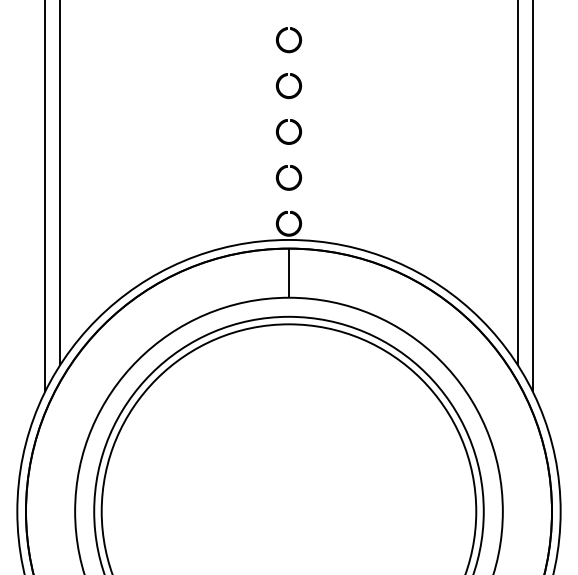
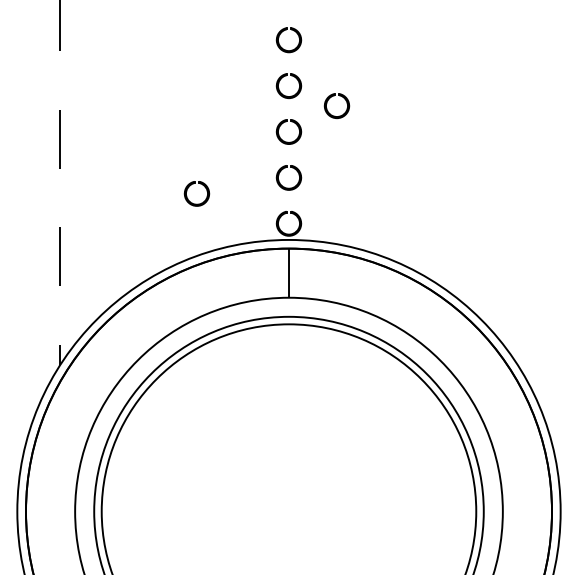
part: none -> present (334, 96)
line: solid -> dashed (60, 182)
line: present -> none (517, 183)
part: none -> present (190, 186)
line: present -> none (45, 196)
line: present -> none (532, 196)
